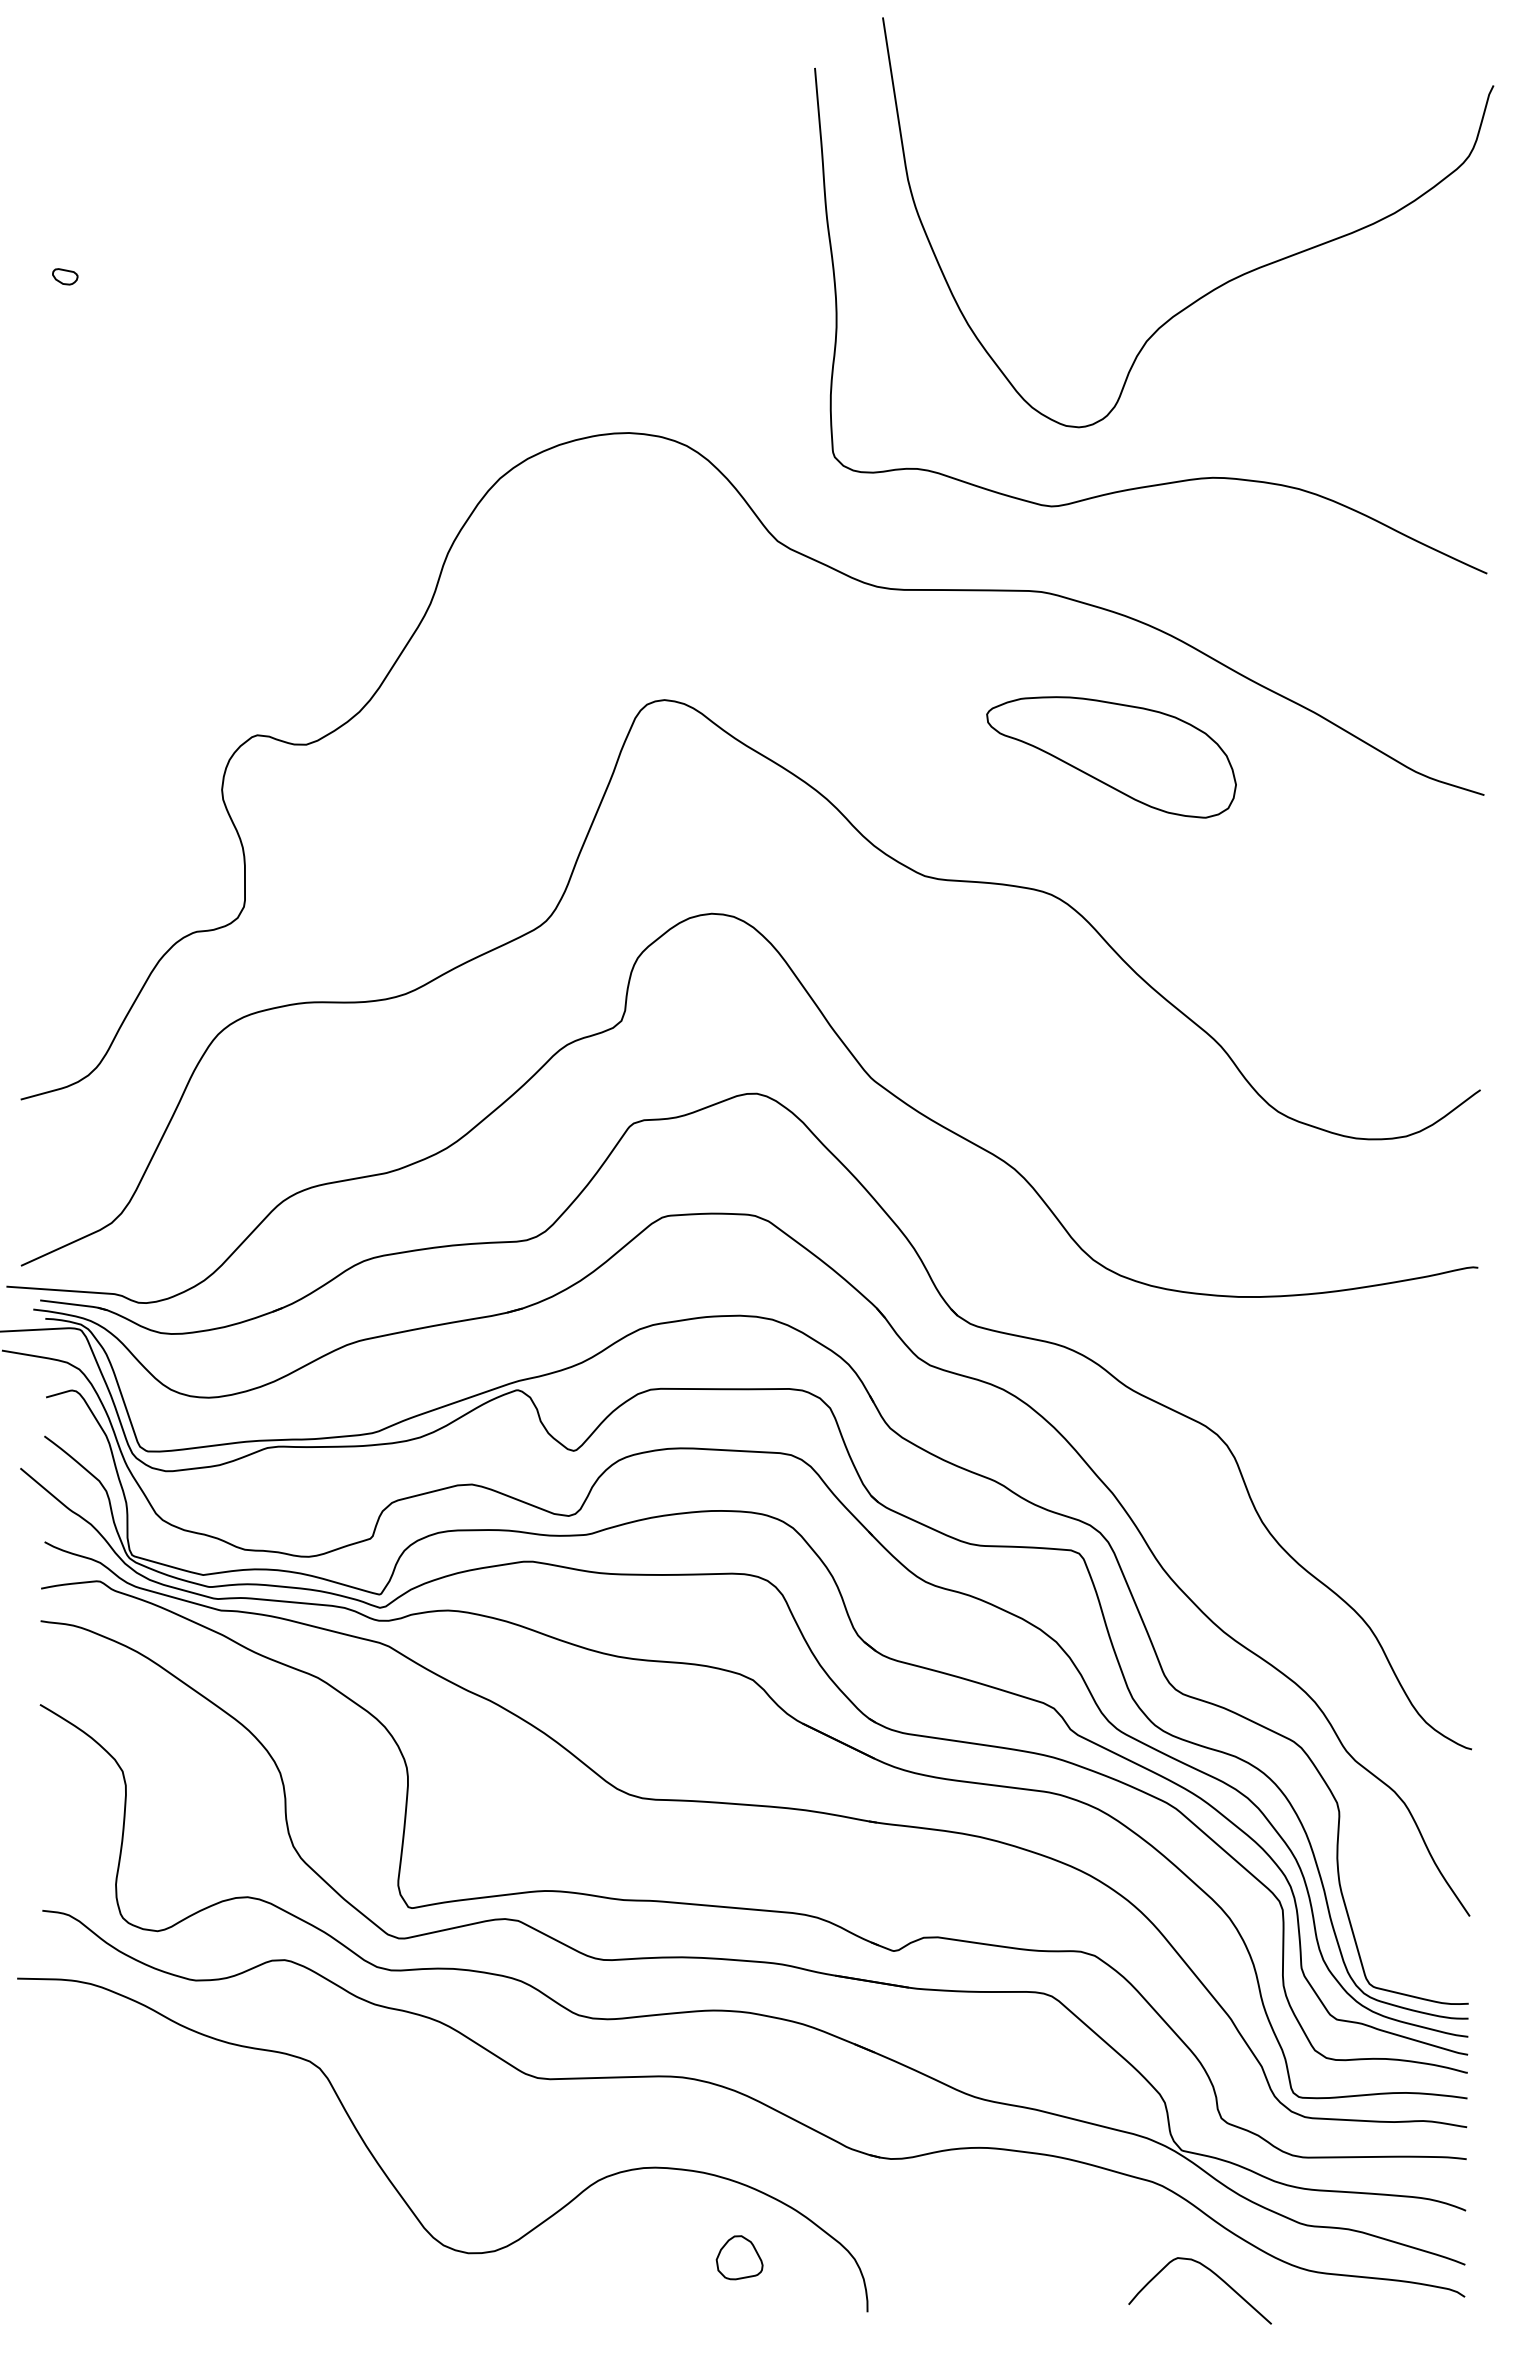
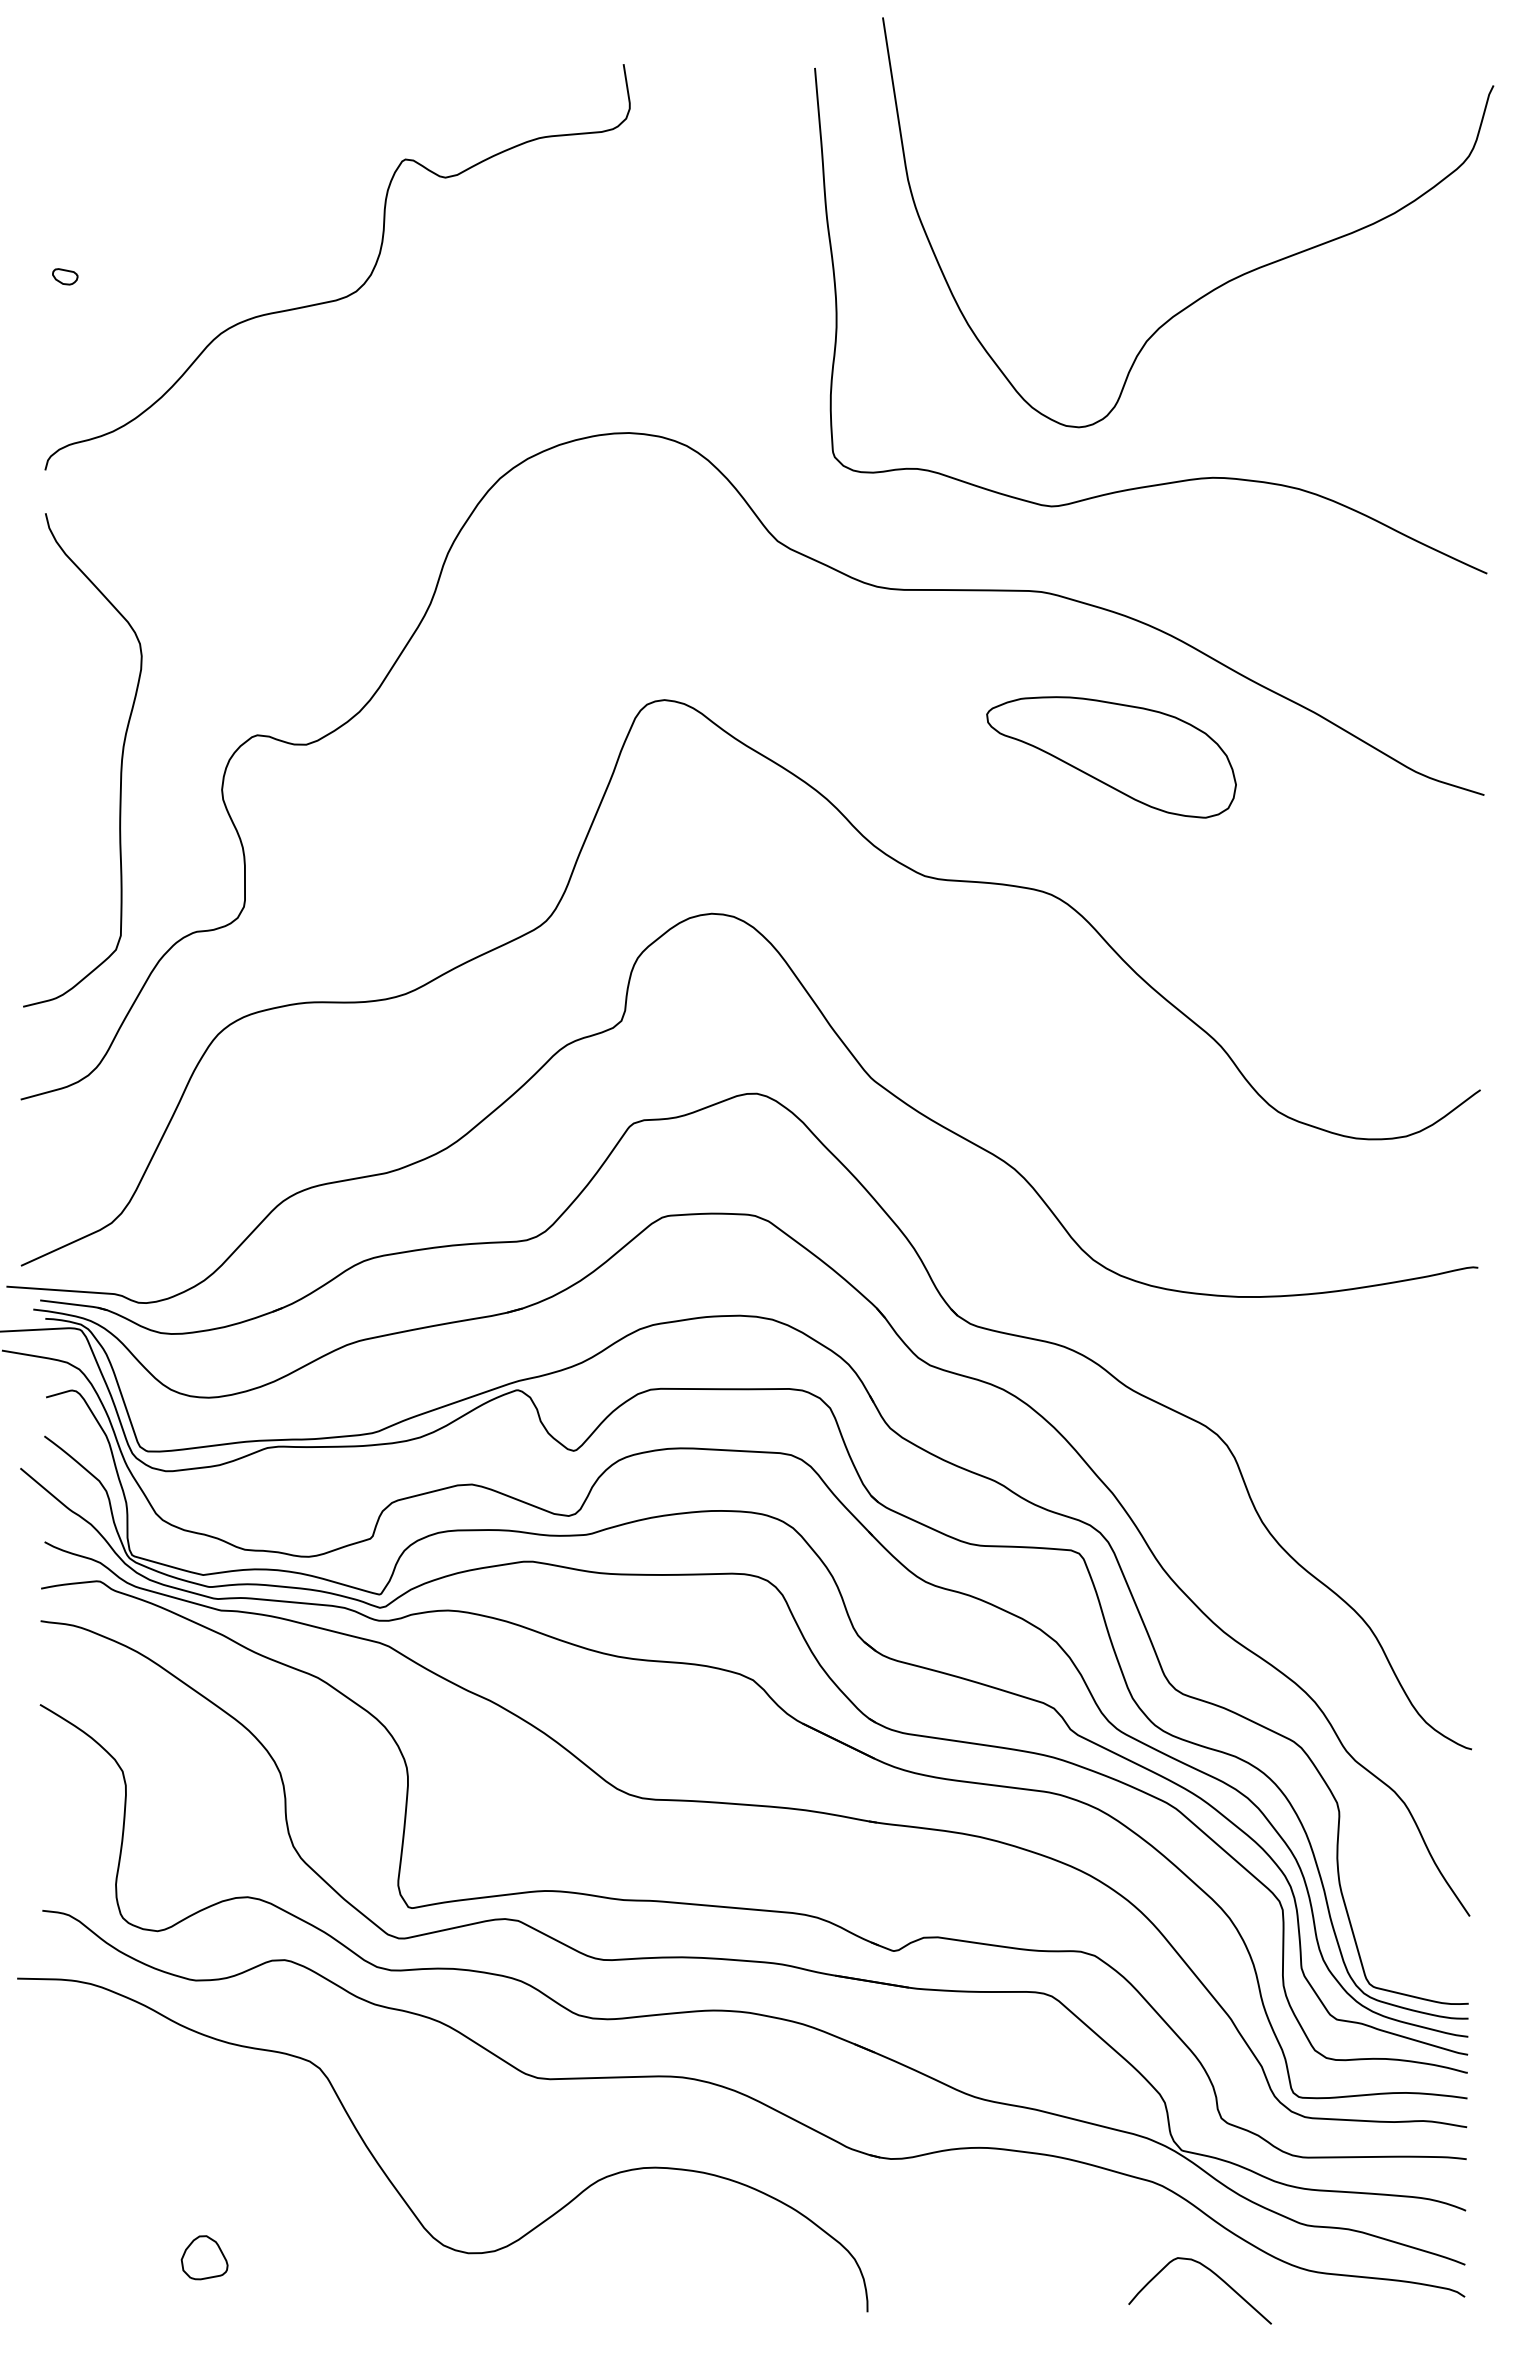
curve: none -> present (356, 289)
curve: none -> present (120, 764)
part position: (739, 2257) -> (204, 2257) (204, 2257)
